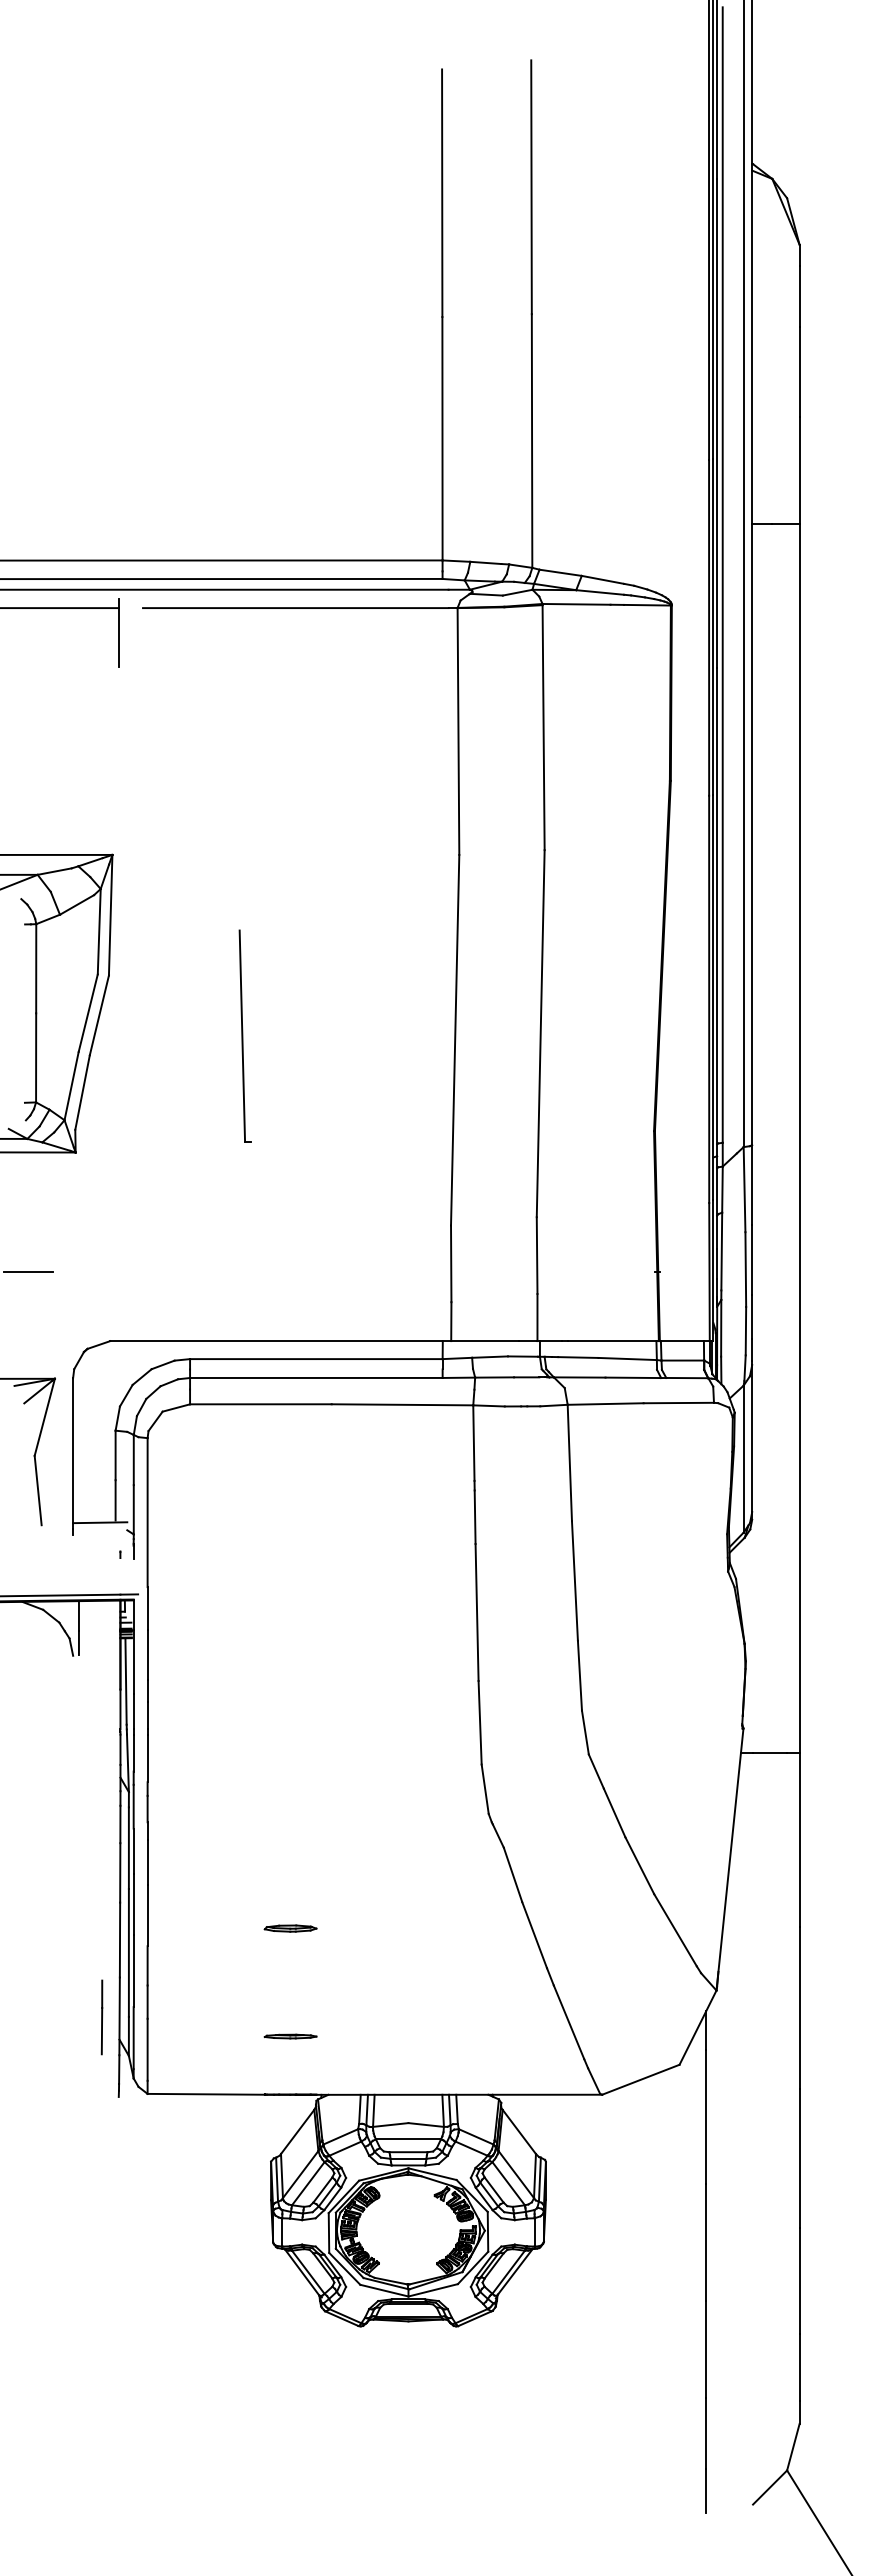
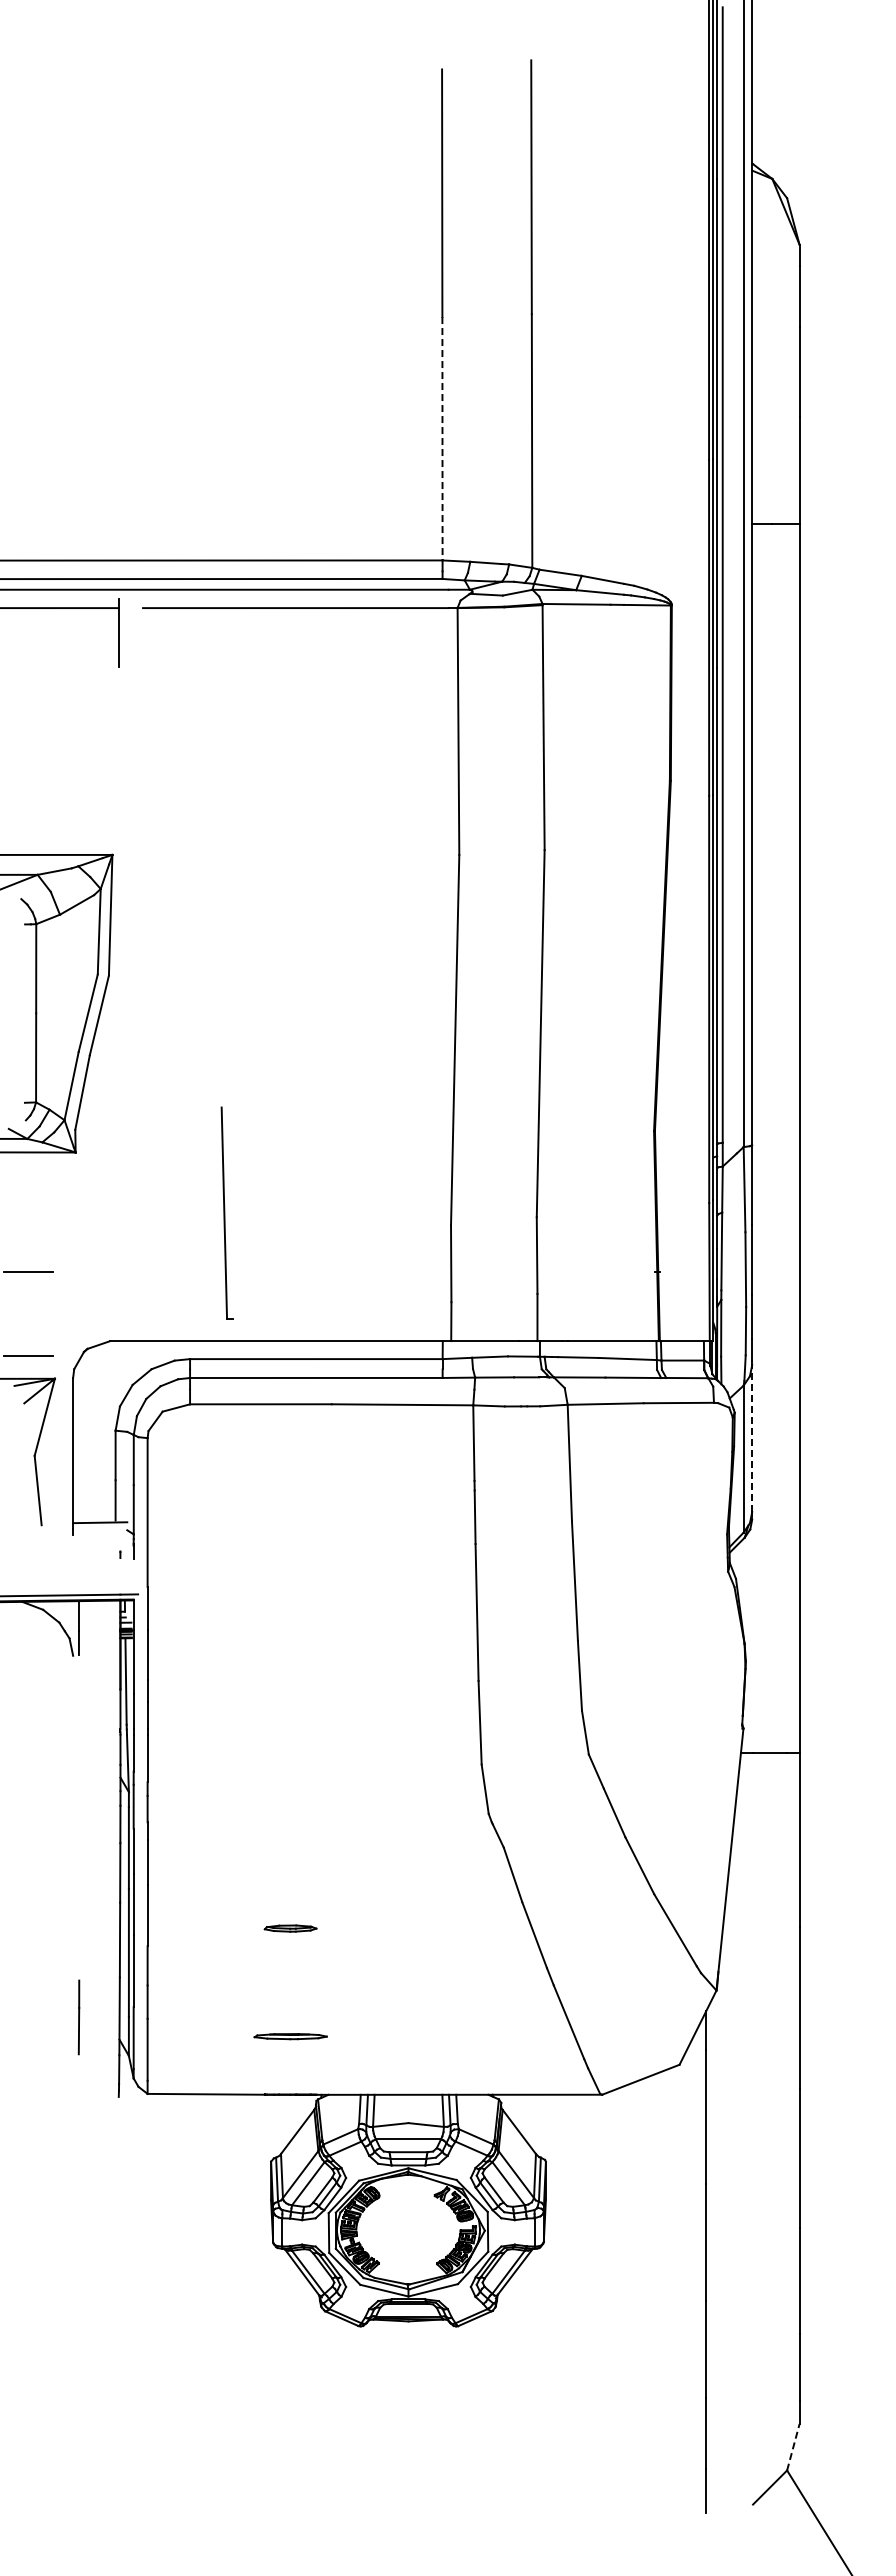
line: solid -> dashed (442, 438)
part position: (244, 1035) -> (226, 1212) (226, 1212)
line: none -> present (28, 1355)
line: solid -> dashed (752, 1438)
line position: (101, 2017) -> (78, 2017) (78, 2017)
part size: 55x7 px -> 75x8 px (290, 2036)
line: solid -> dashed (793, 2446)
